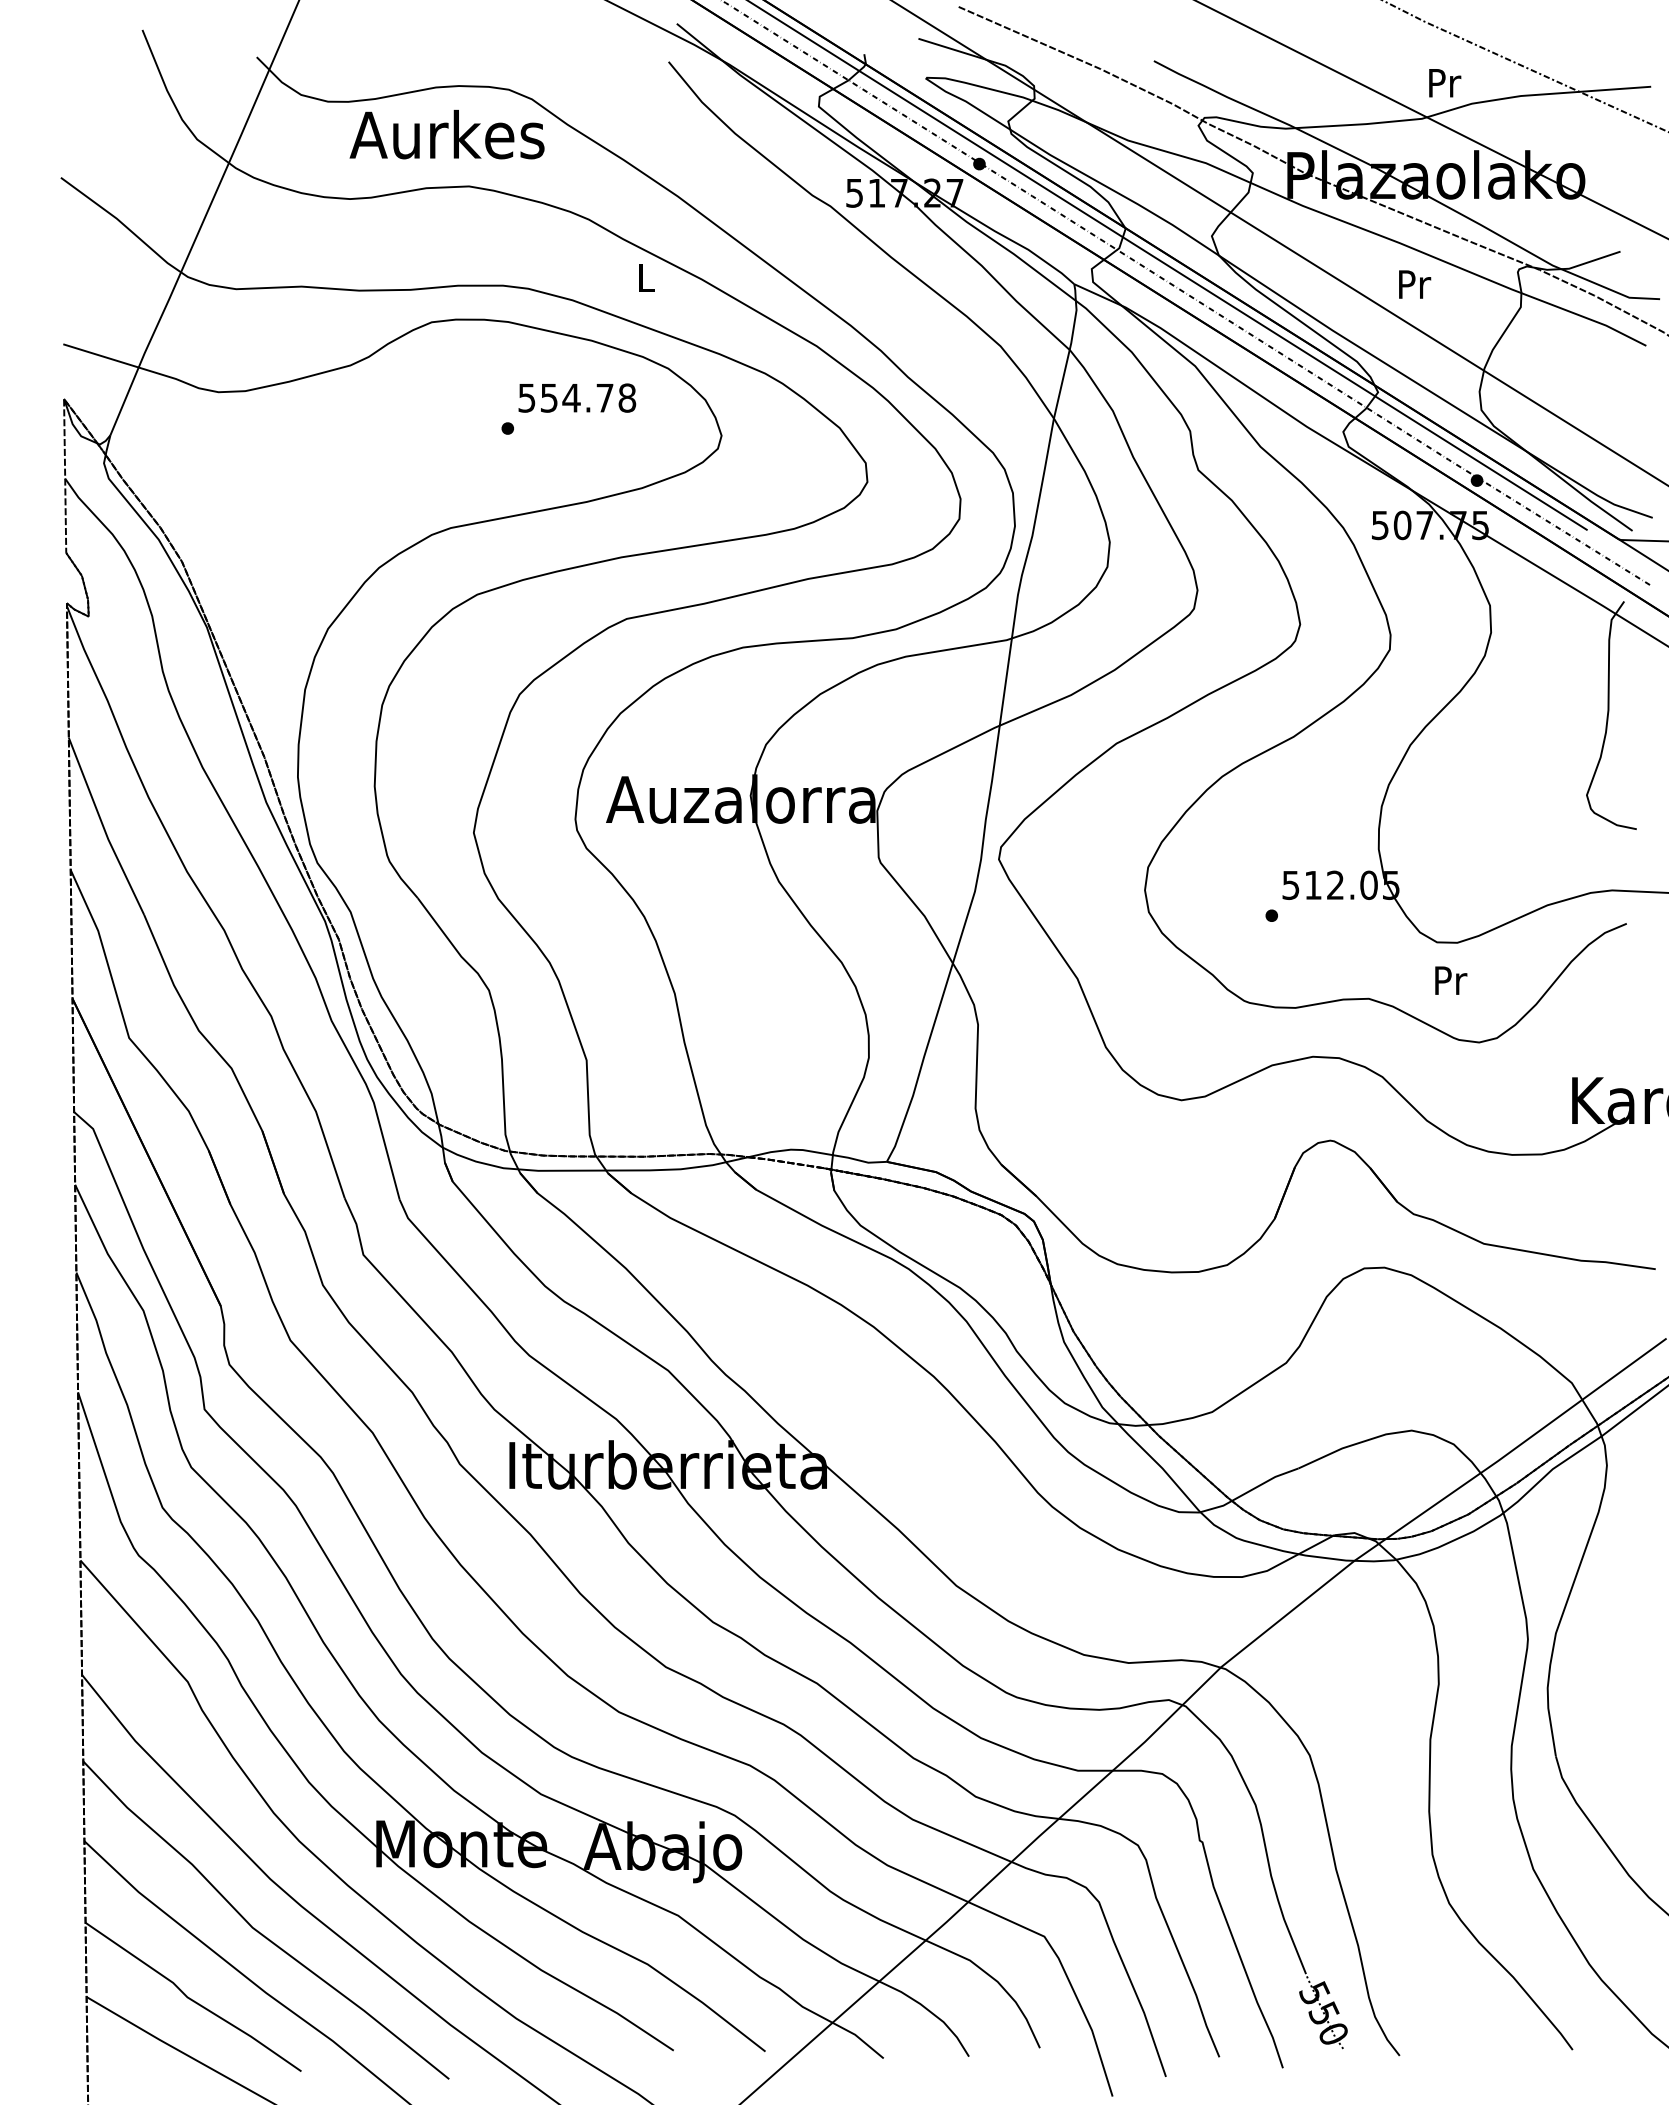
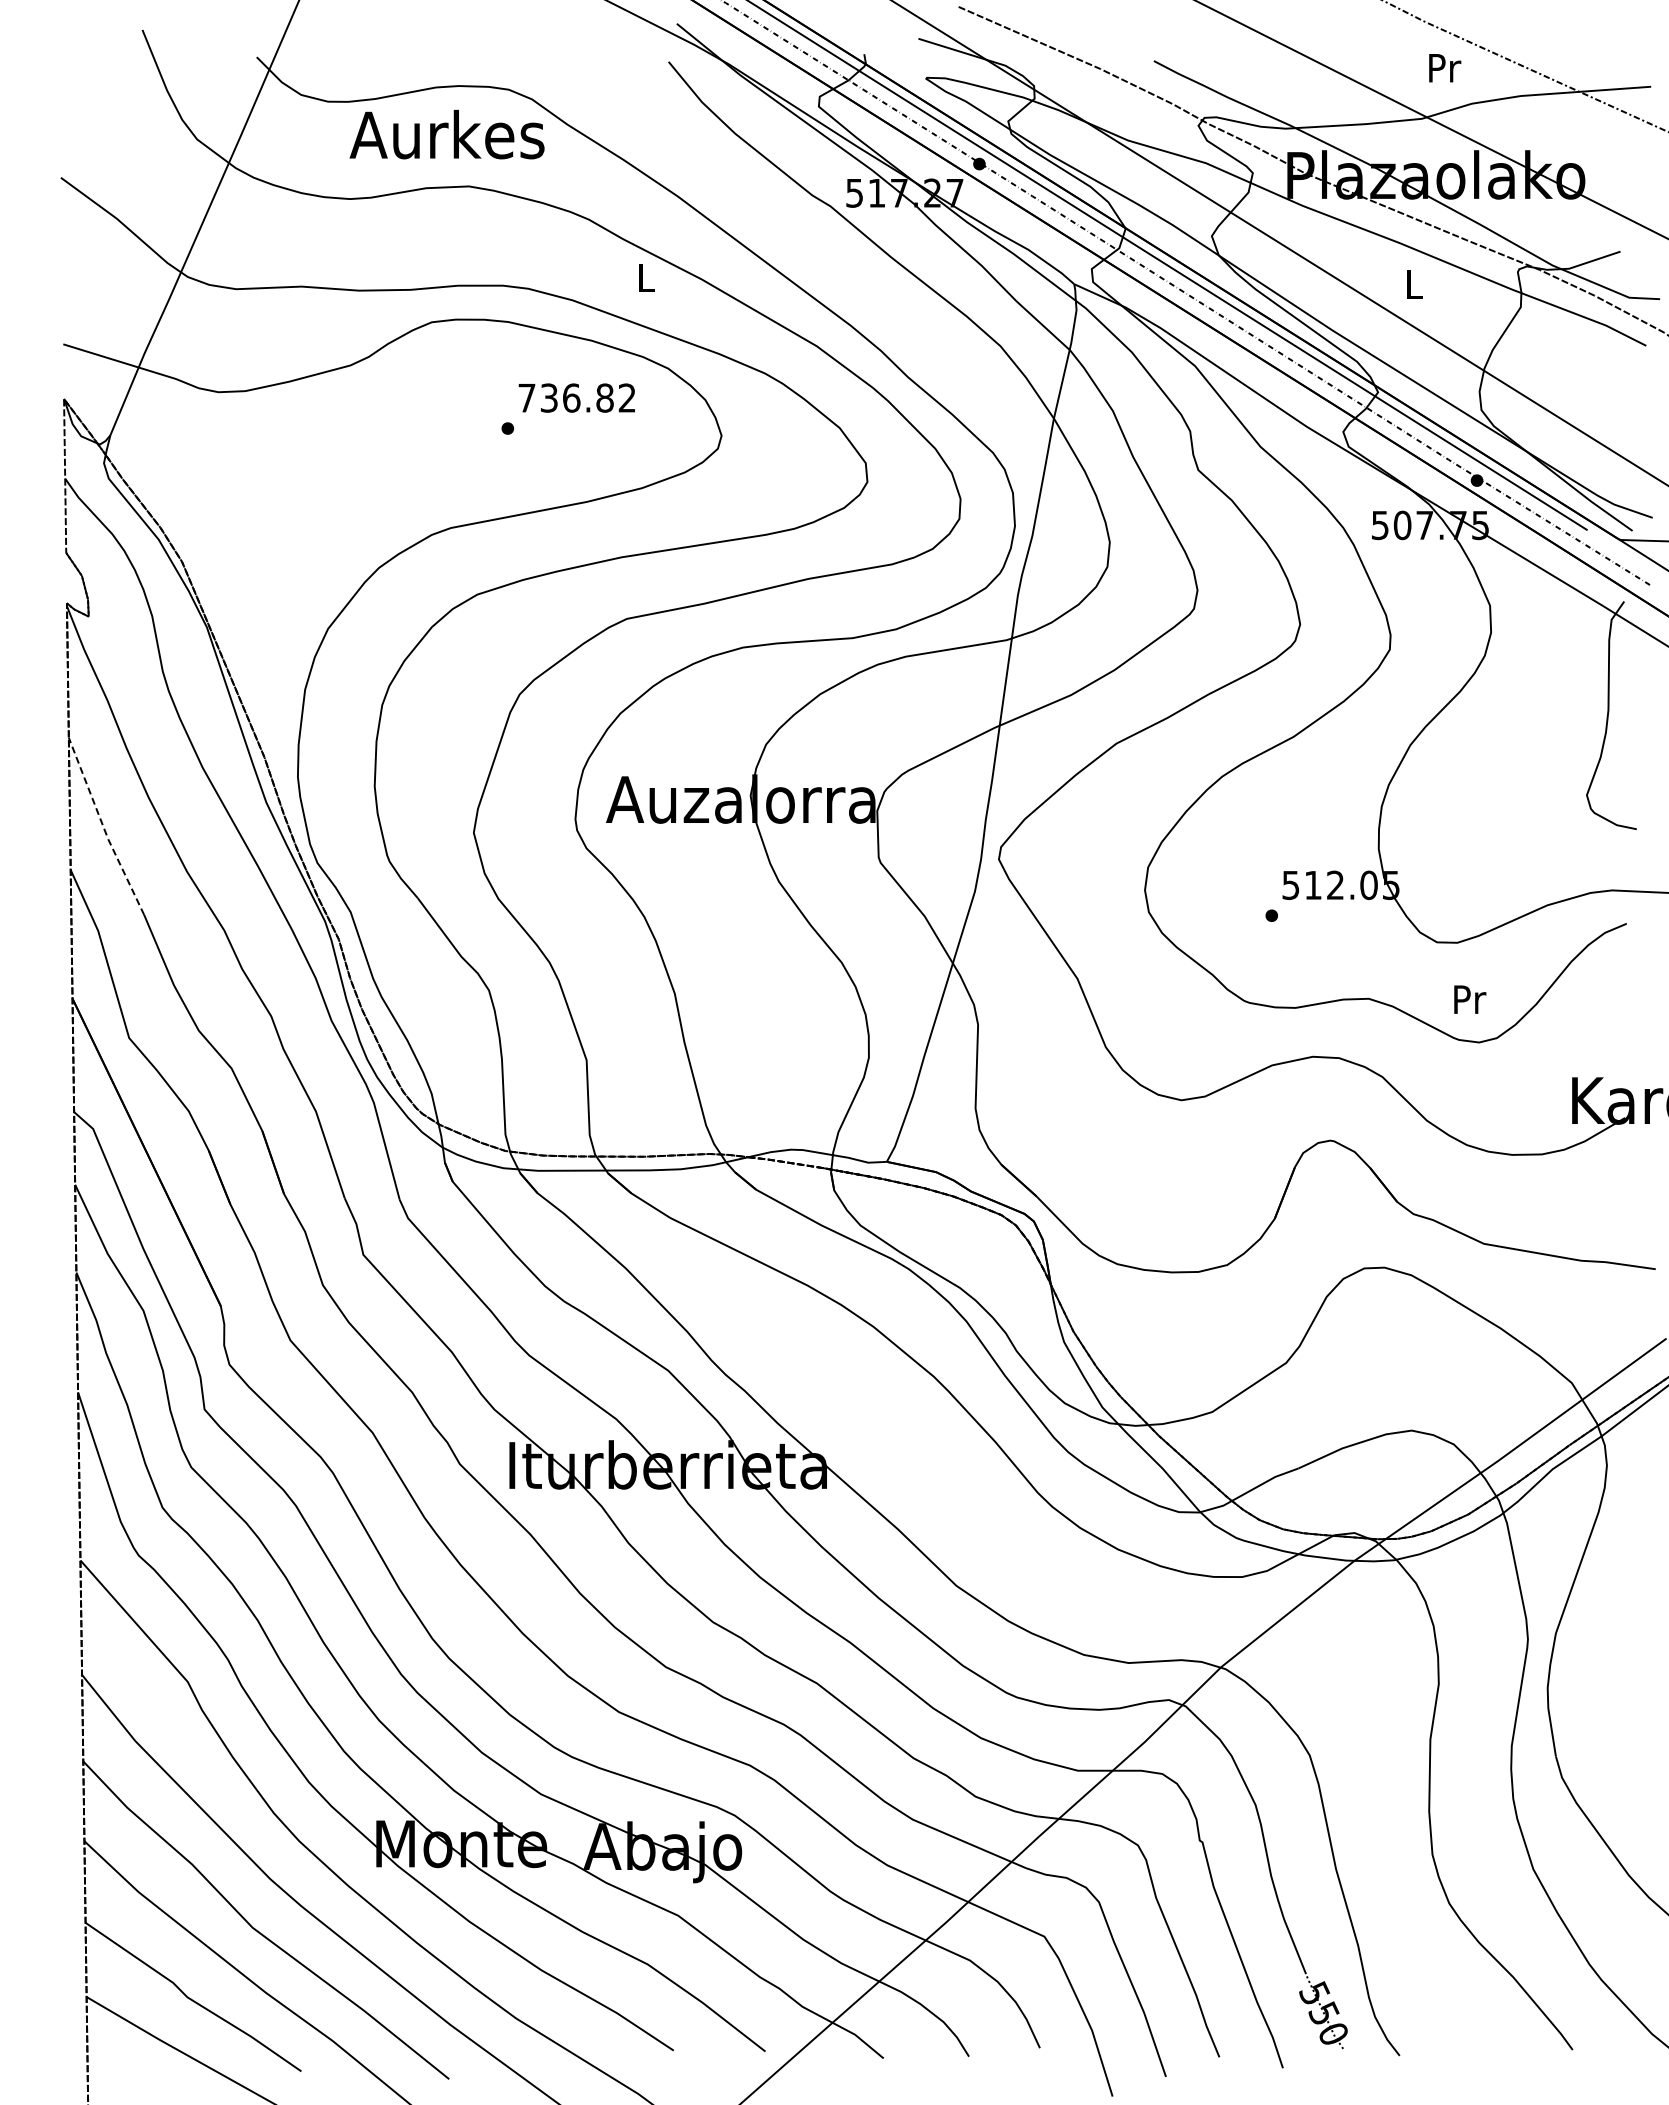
text position: (1445, 83) -> (1445, 68) (1445, 68)
text: Pr -> L (1415, 284)
text: 554.78 -> 736.82 (577, 397)
line: solid -> dashed (103, 827)
text position: (1451, 980) -> (1470, 999) (1470, 999)
